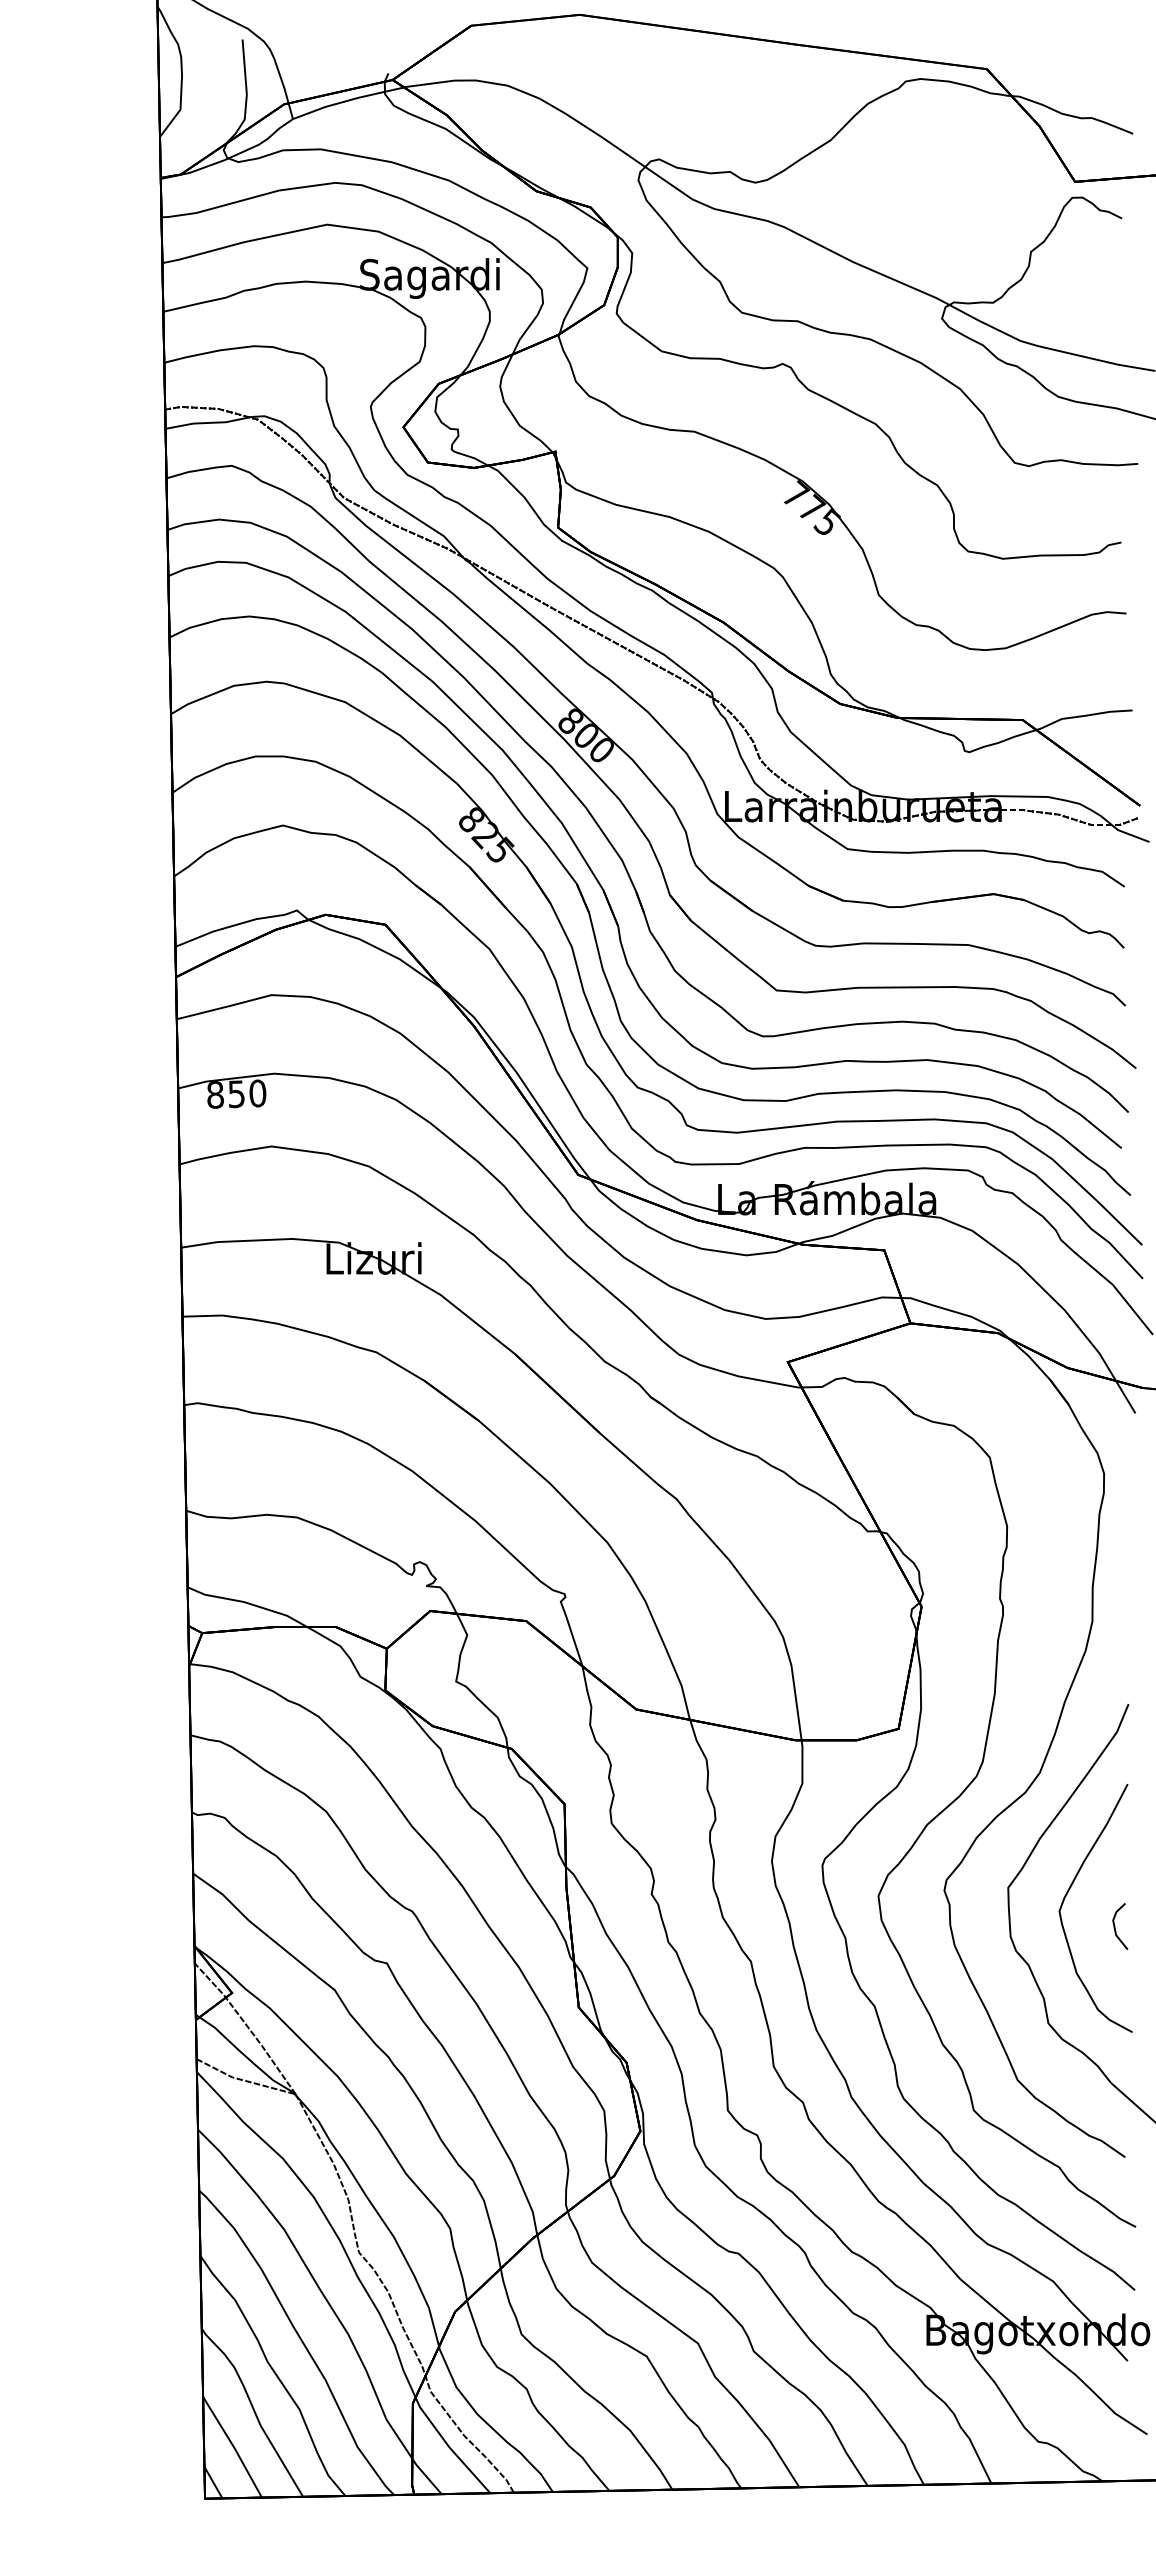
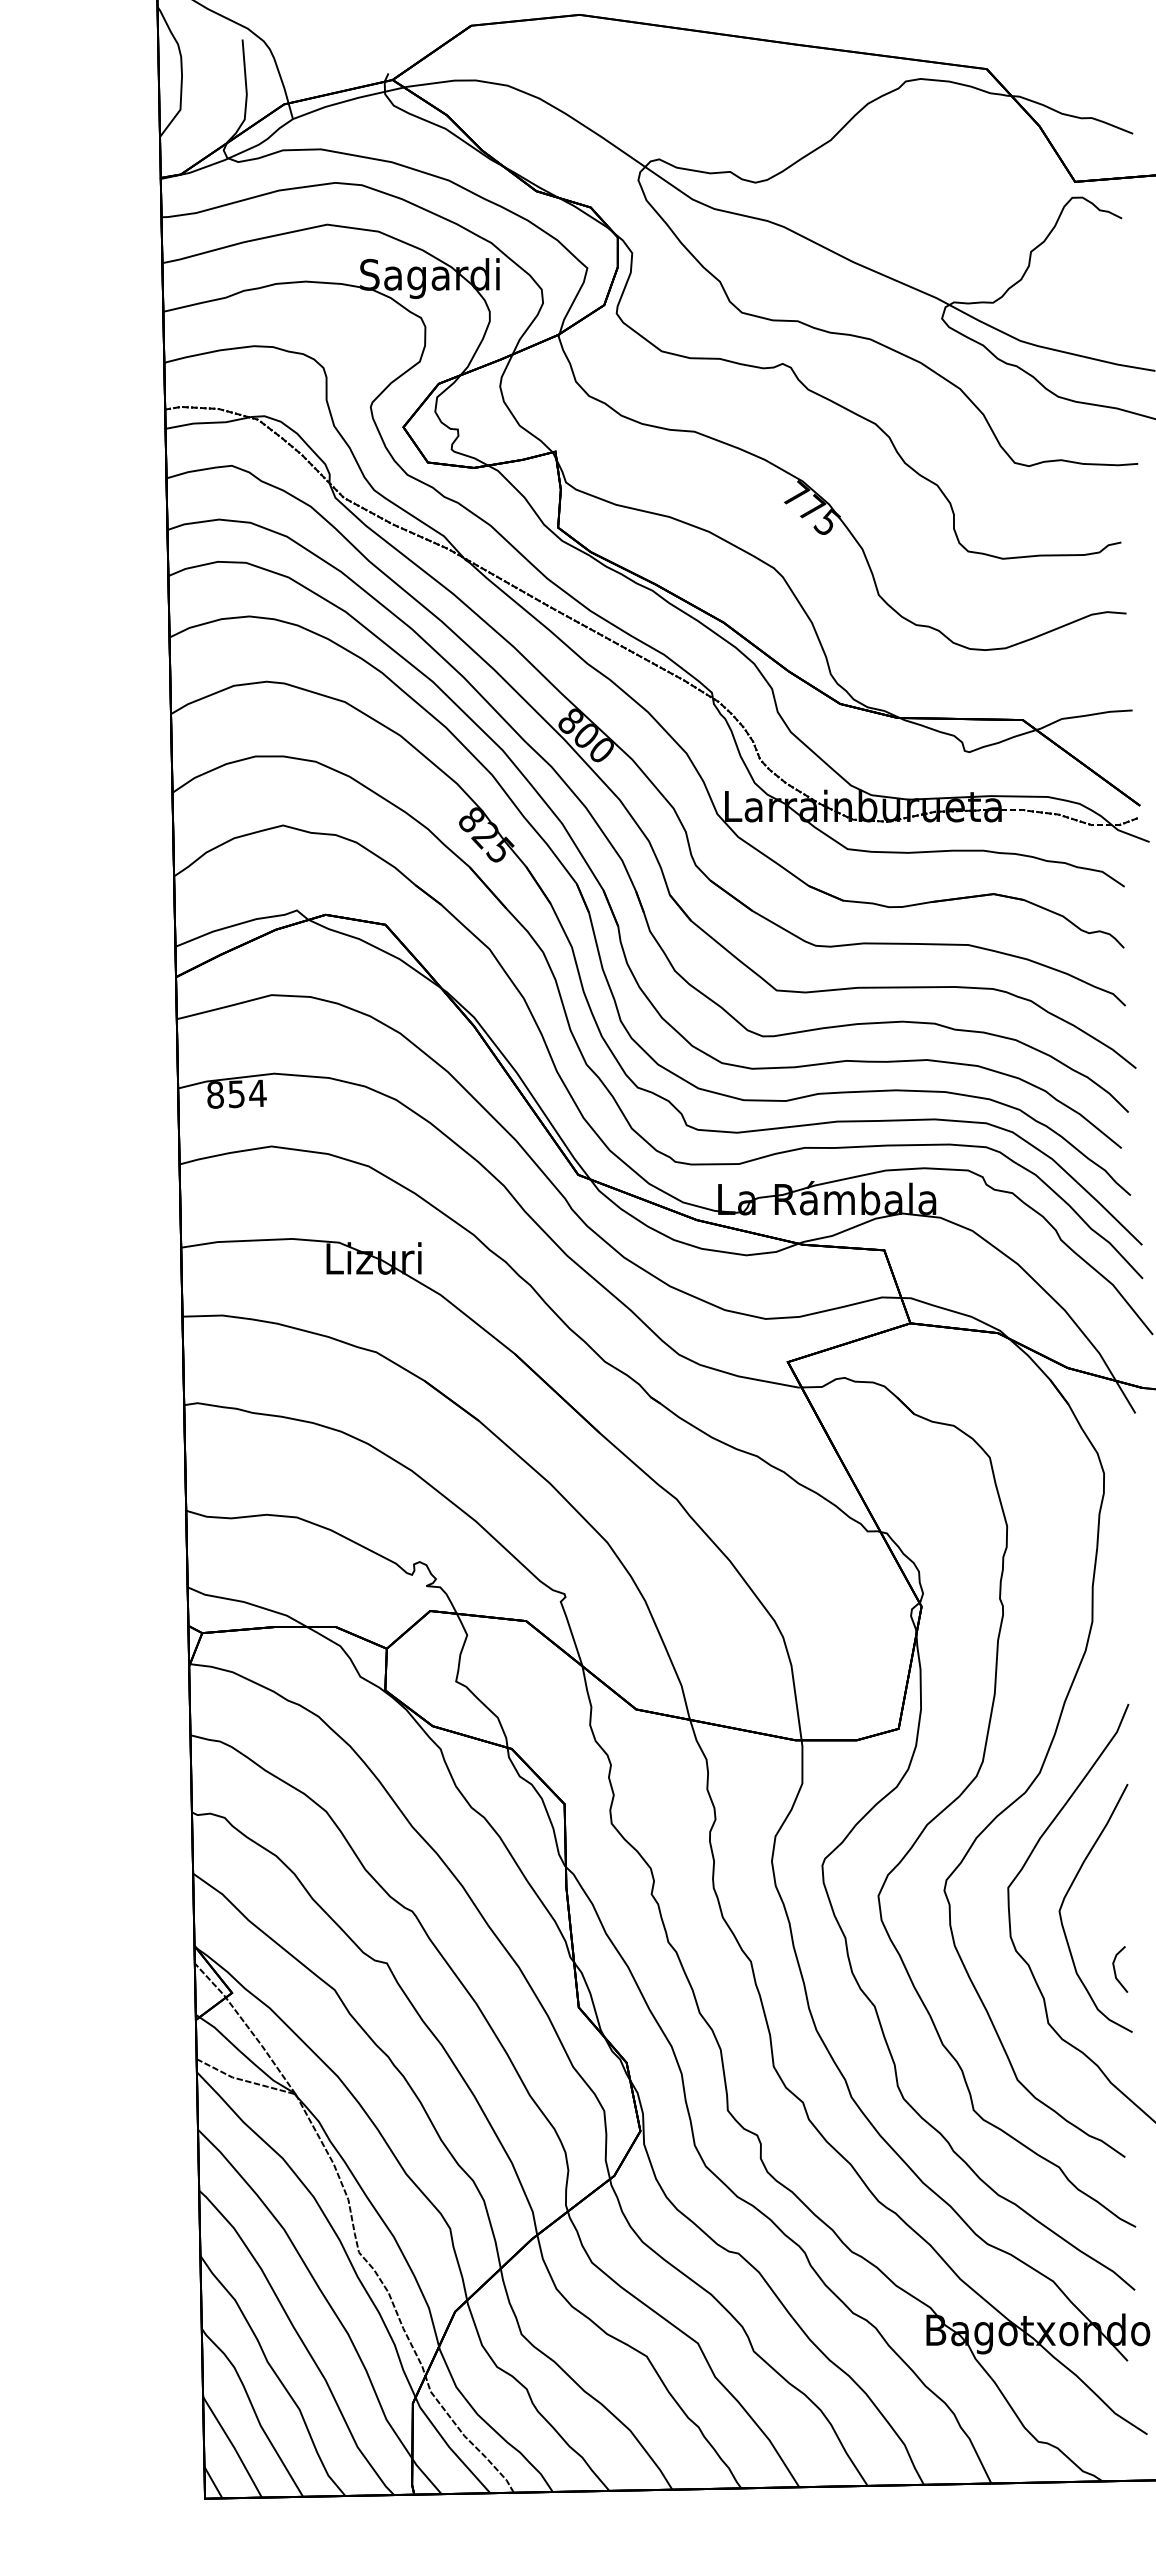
text: 850 -> 854 (257, 1093)
line position: (1115, 1926) -> (1115, 1969) (1115, 1969)
